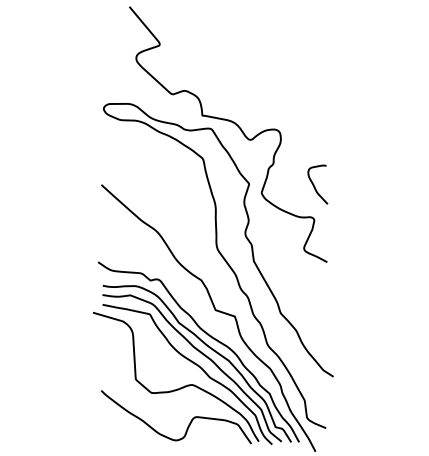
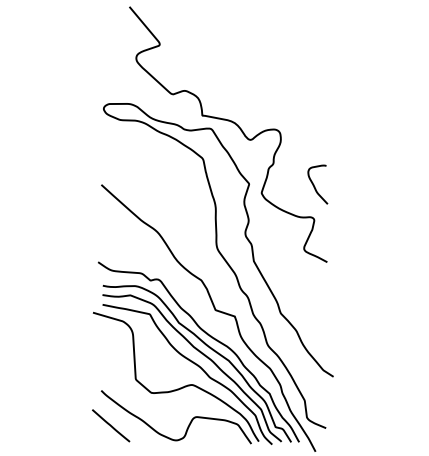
line: none -> present (111, 425)
